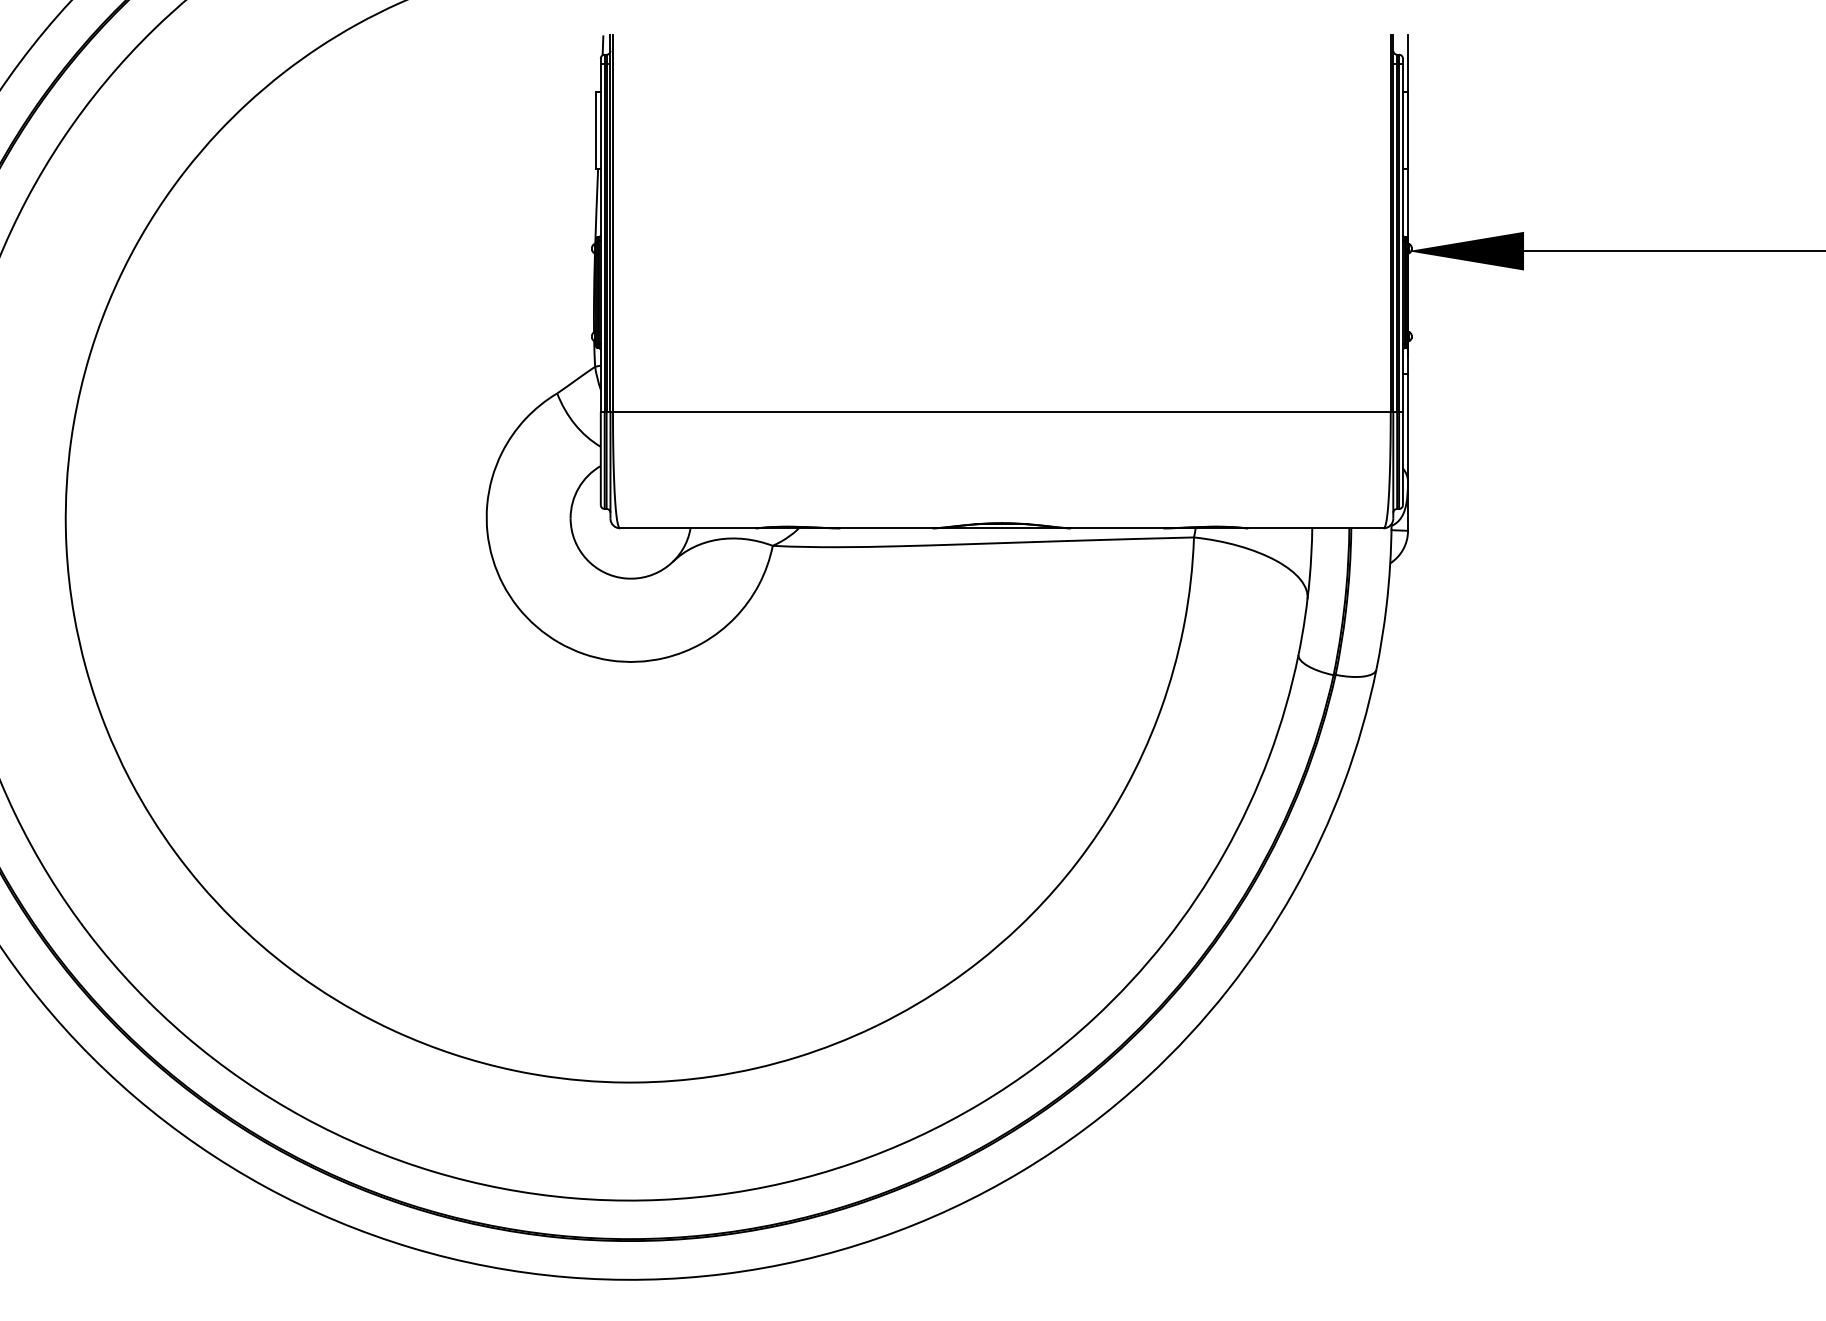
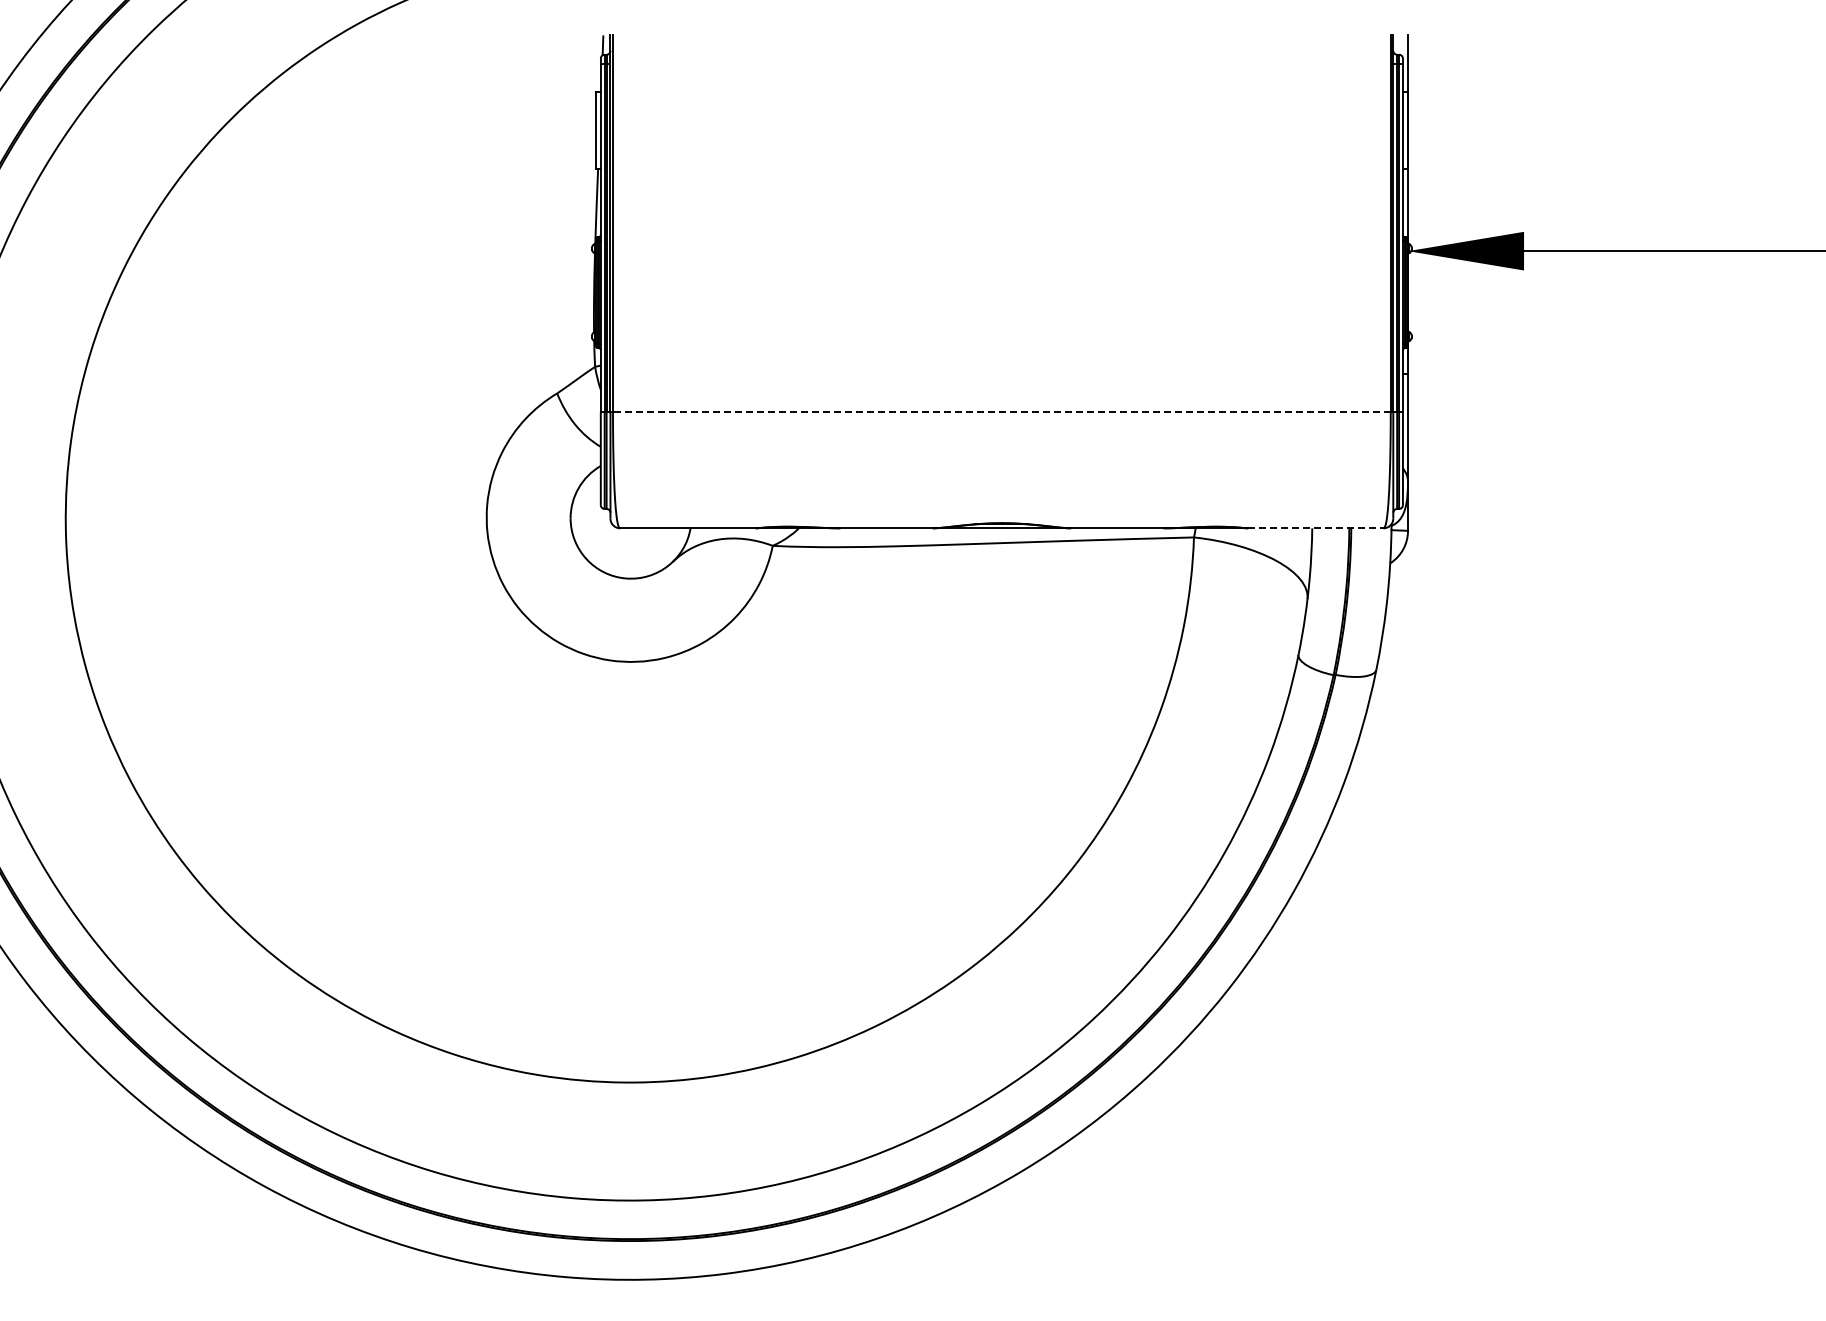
line: solid -> dashed (1001, 412)
line: solid -> dashed (1315, 528)
